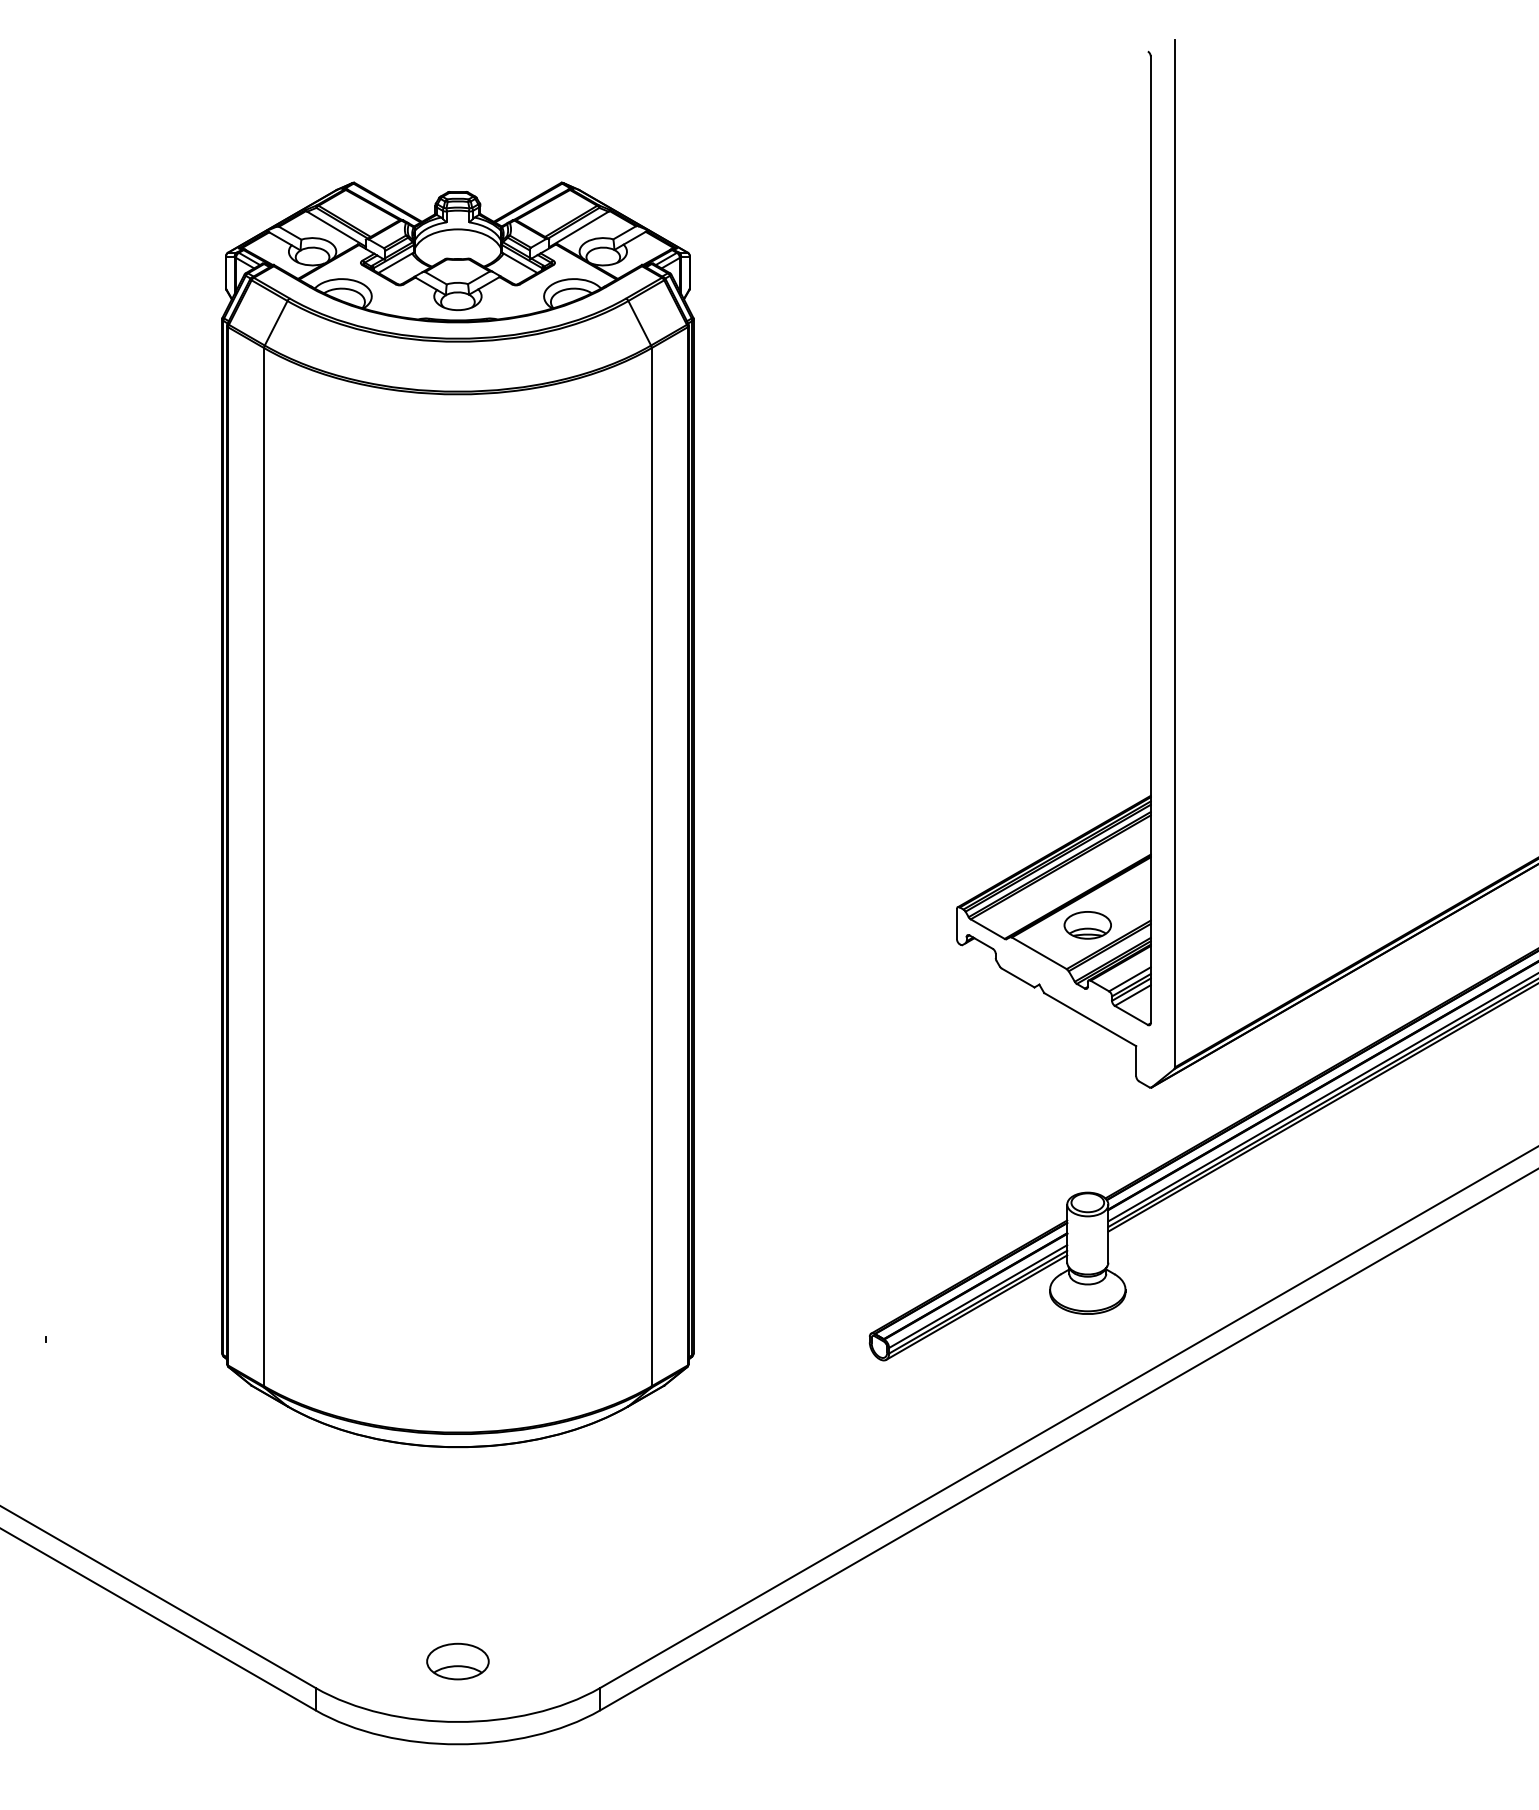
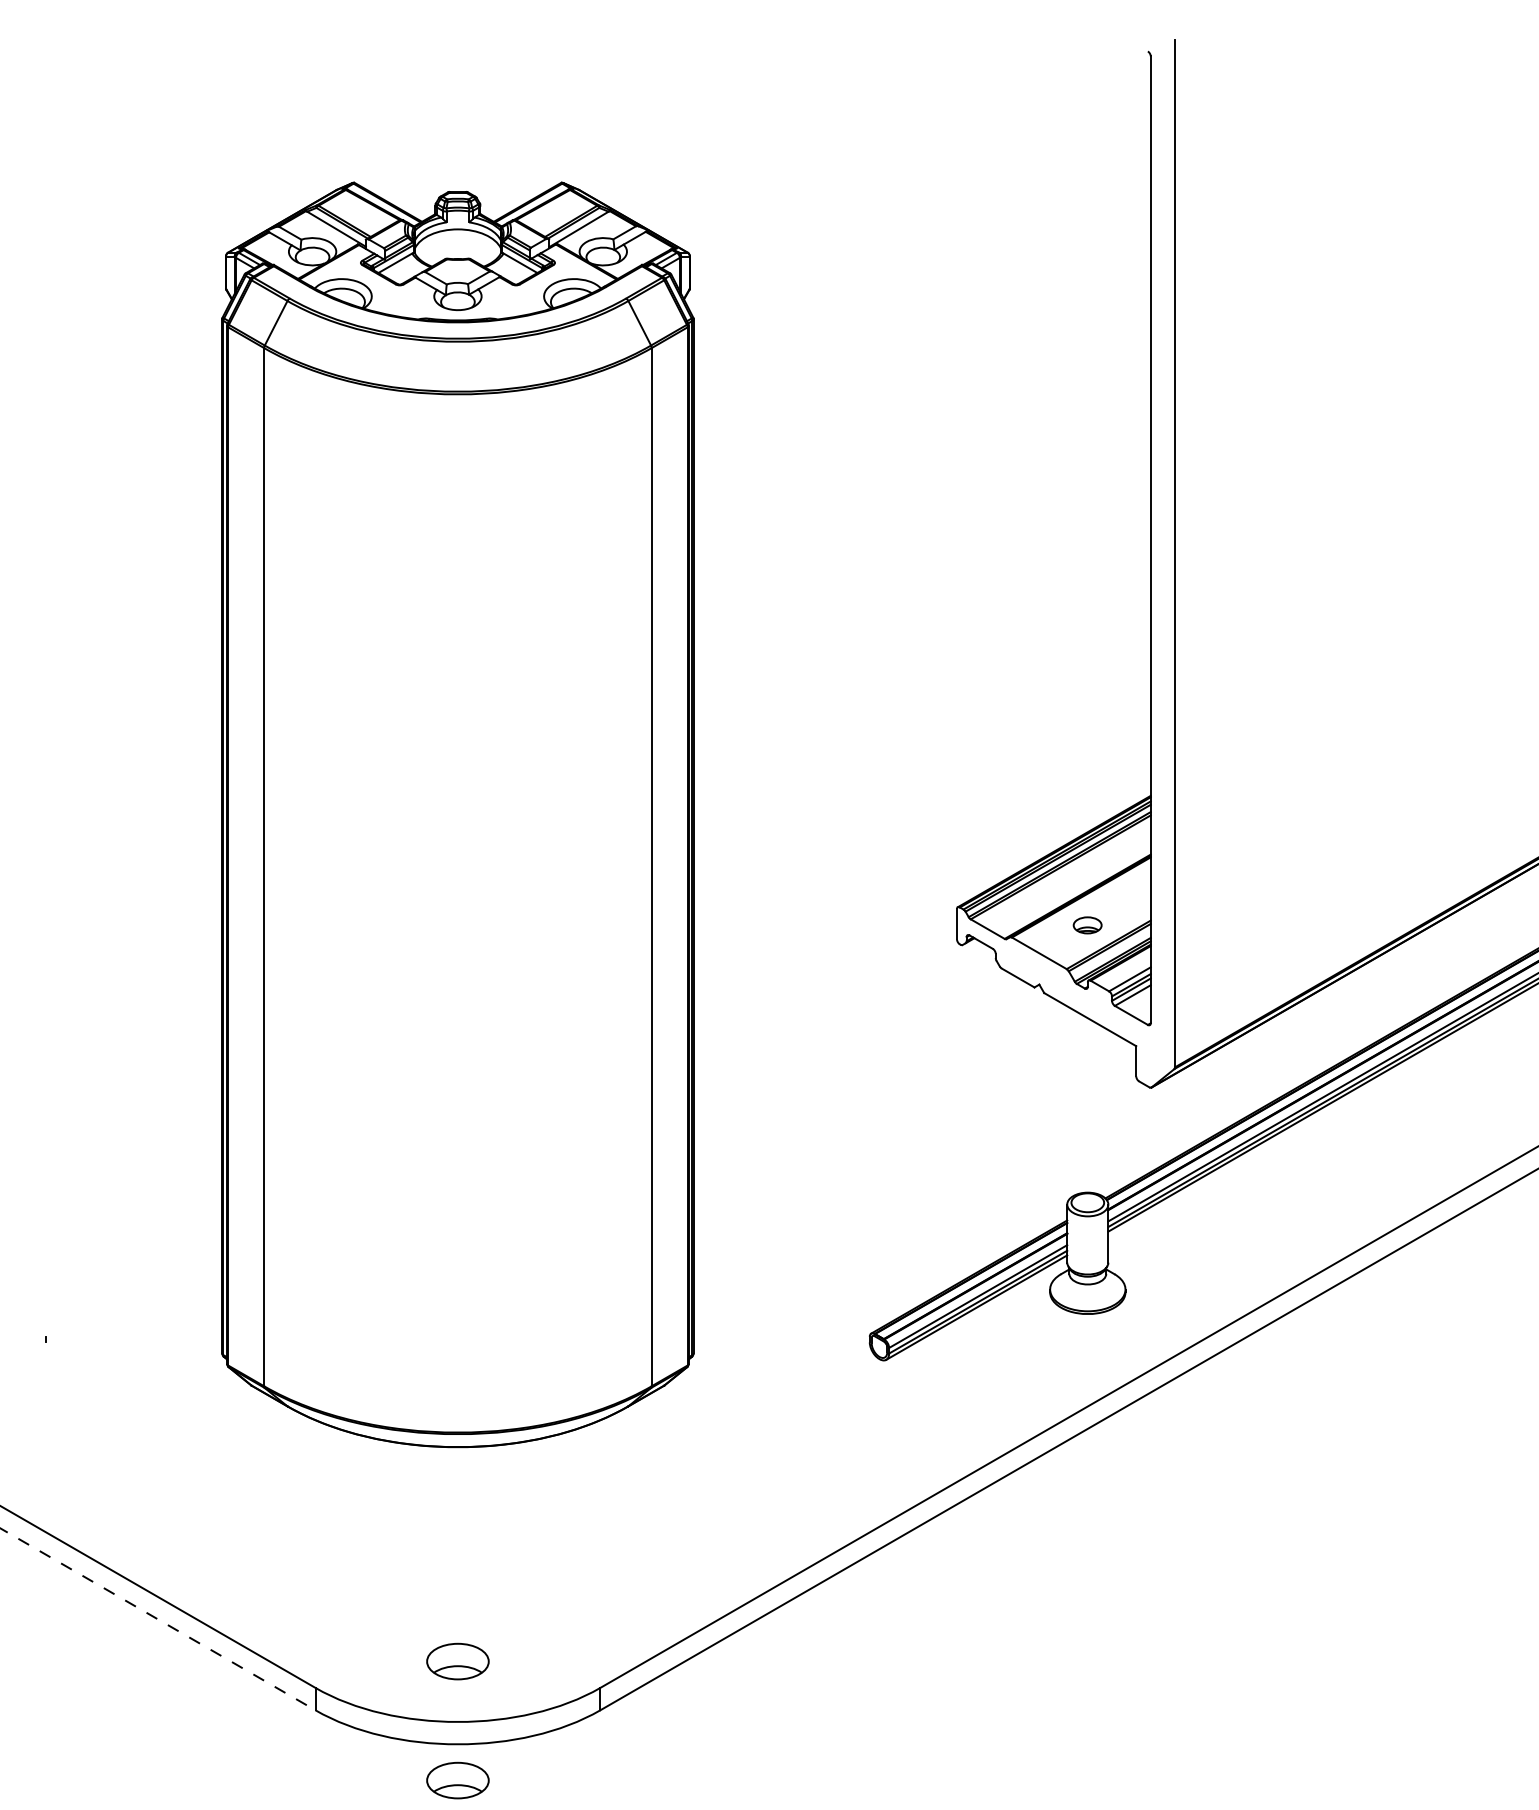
part size: 49x29 px -> 31x19 px (1087, 925)
line: solid -> dashed (157, 1619)
part: none -> present (457, 1780)
